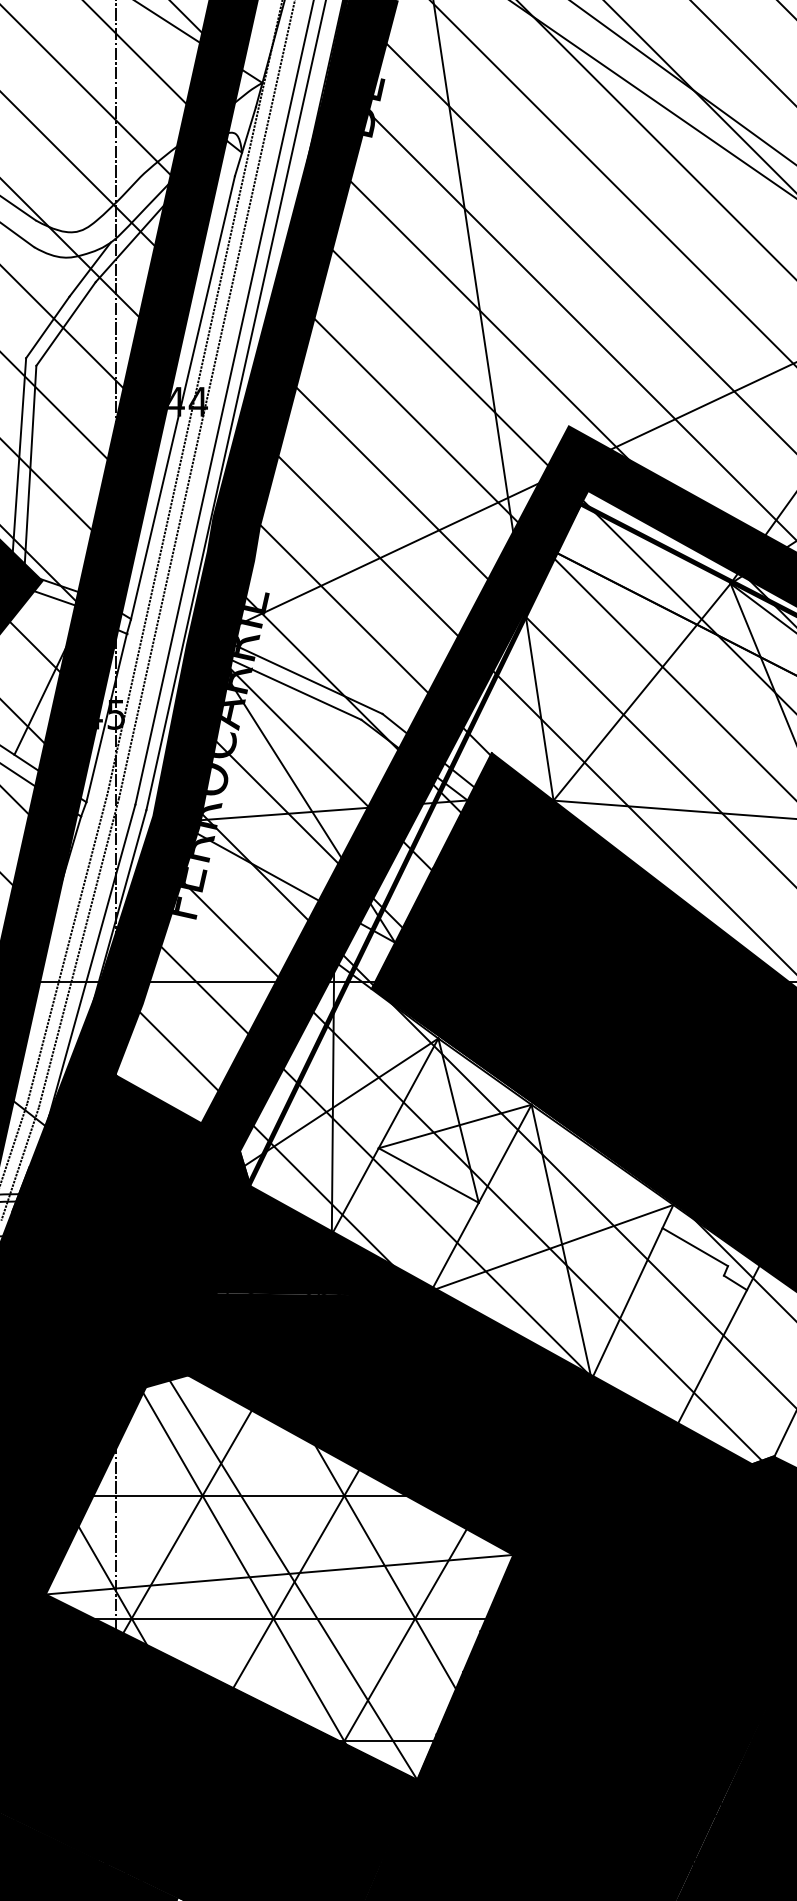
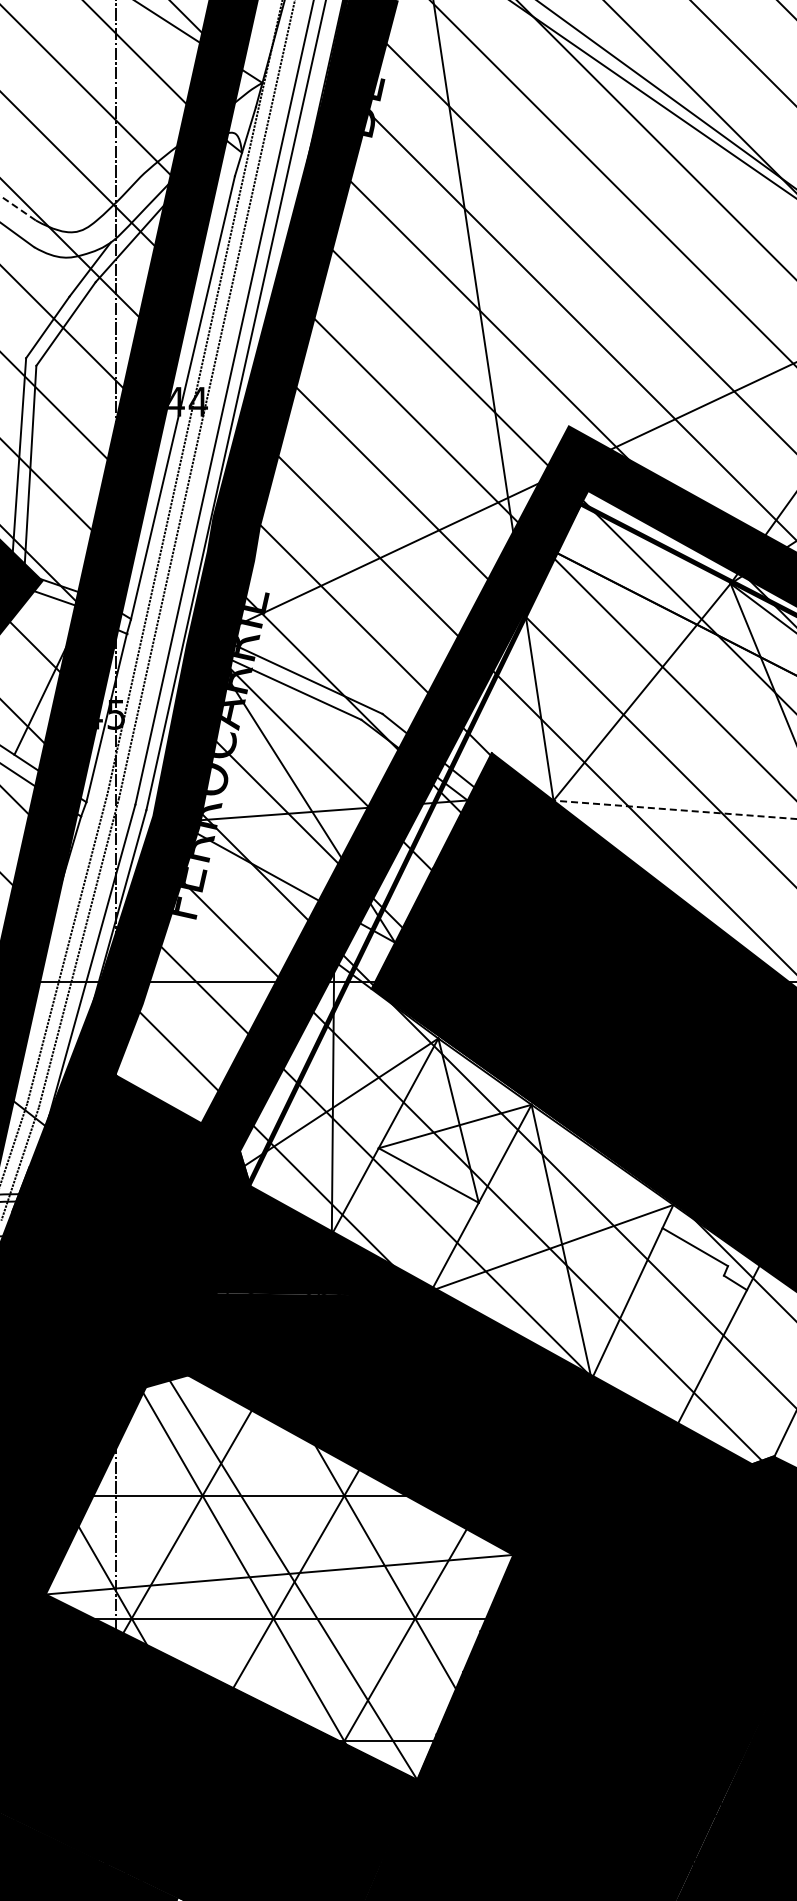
line position: (682, 82) -> (666, 94) (666, 94)
line: solid -> dashed (18, 208)
line: solid -> dashed (675, 809)
